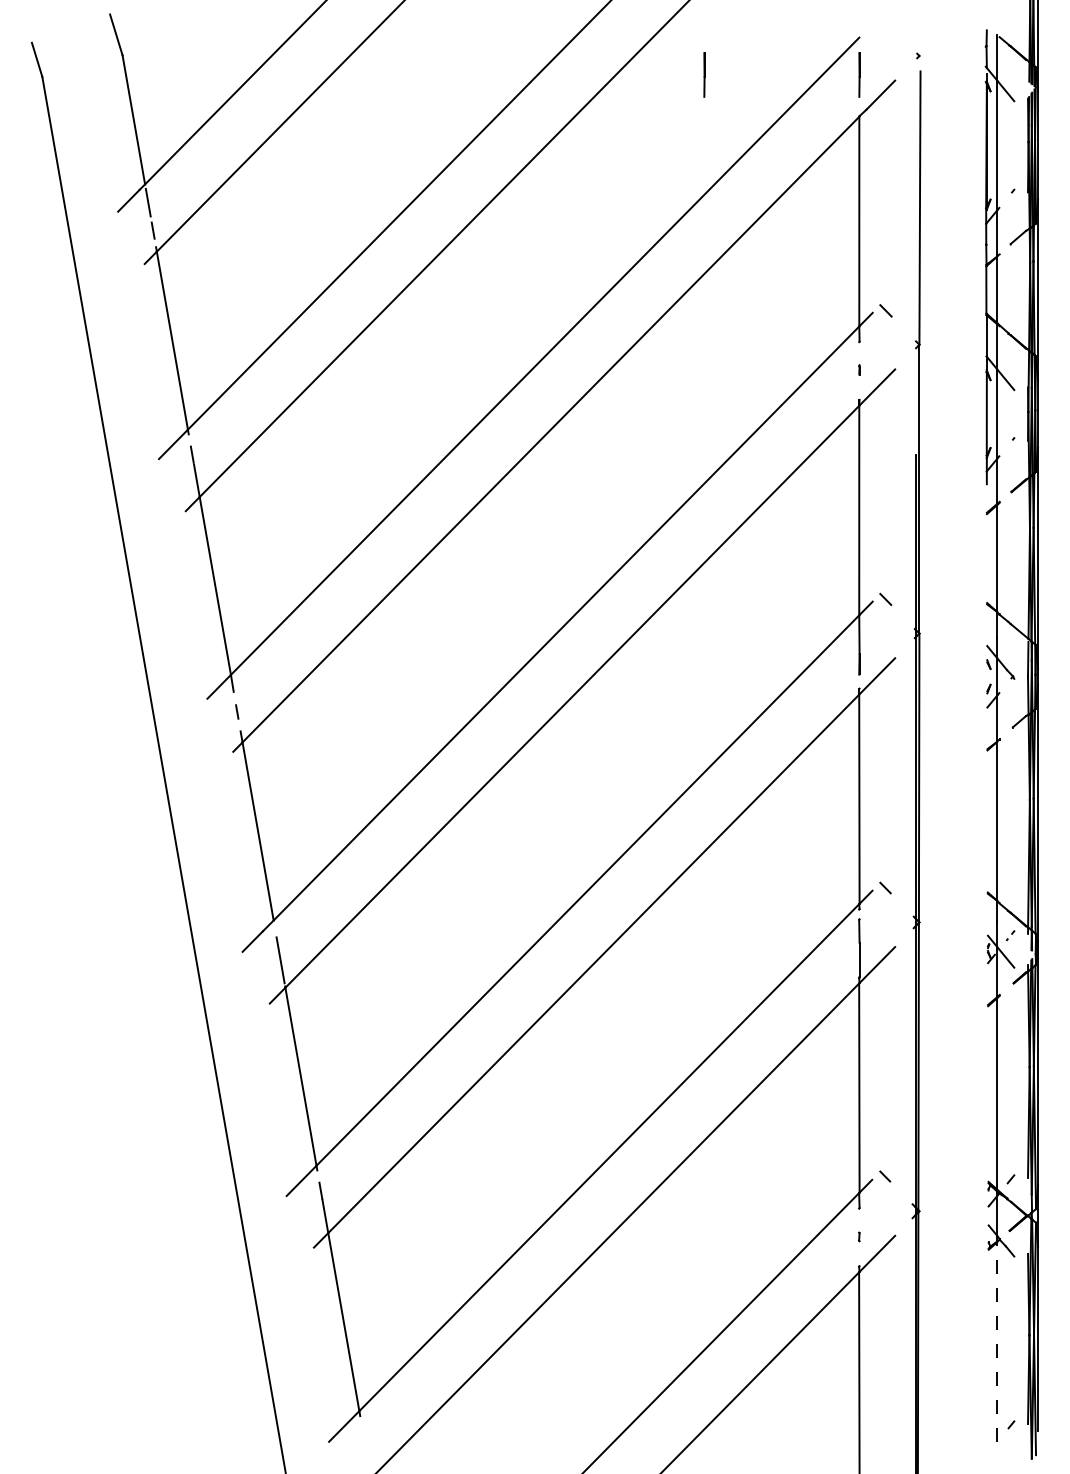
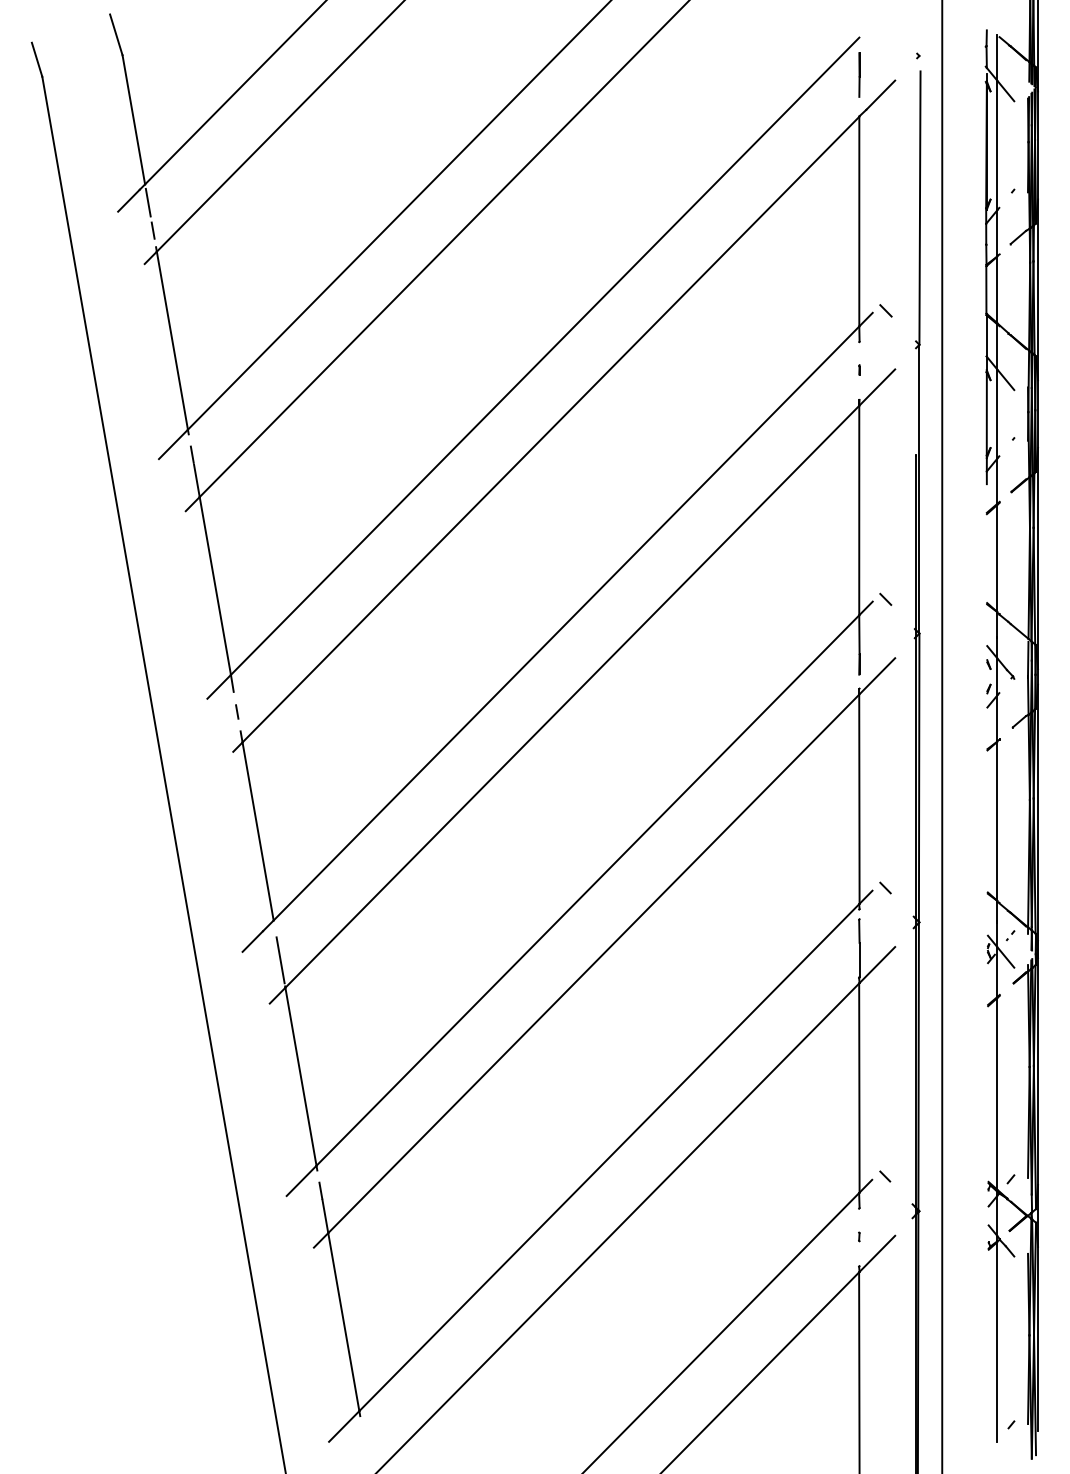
line: present -> none (704, 74)
line: none -> present (942, 736)
line: dashed -> solid (997, 1342)
